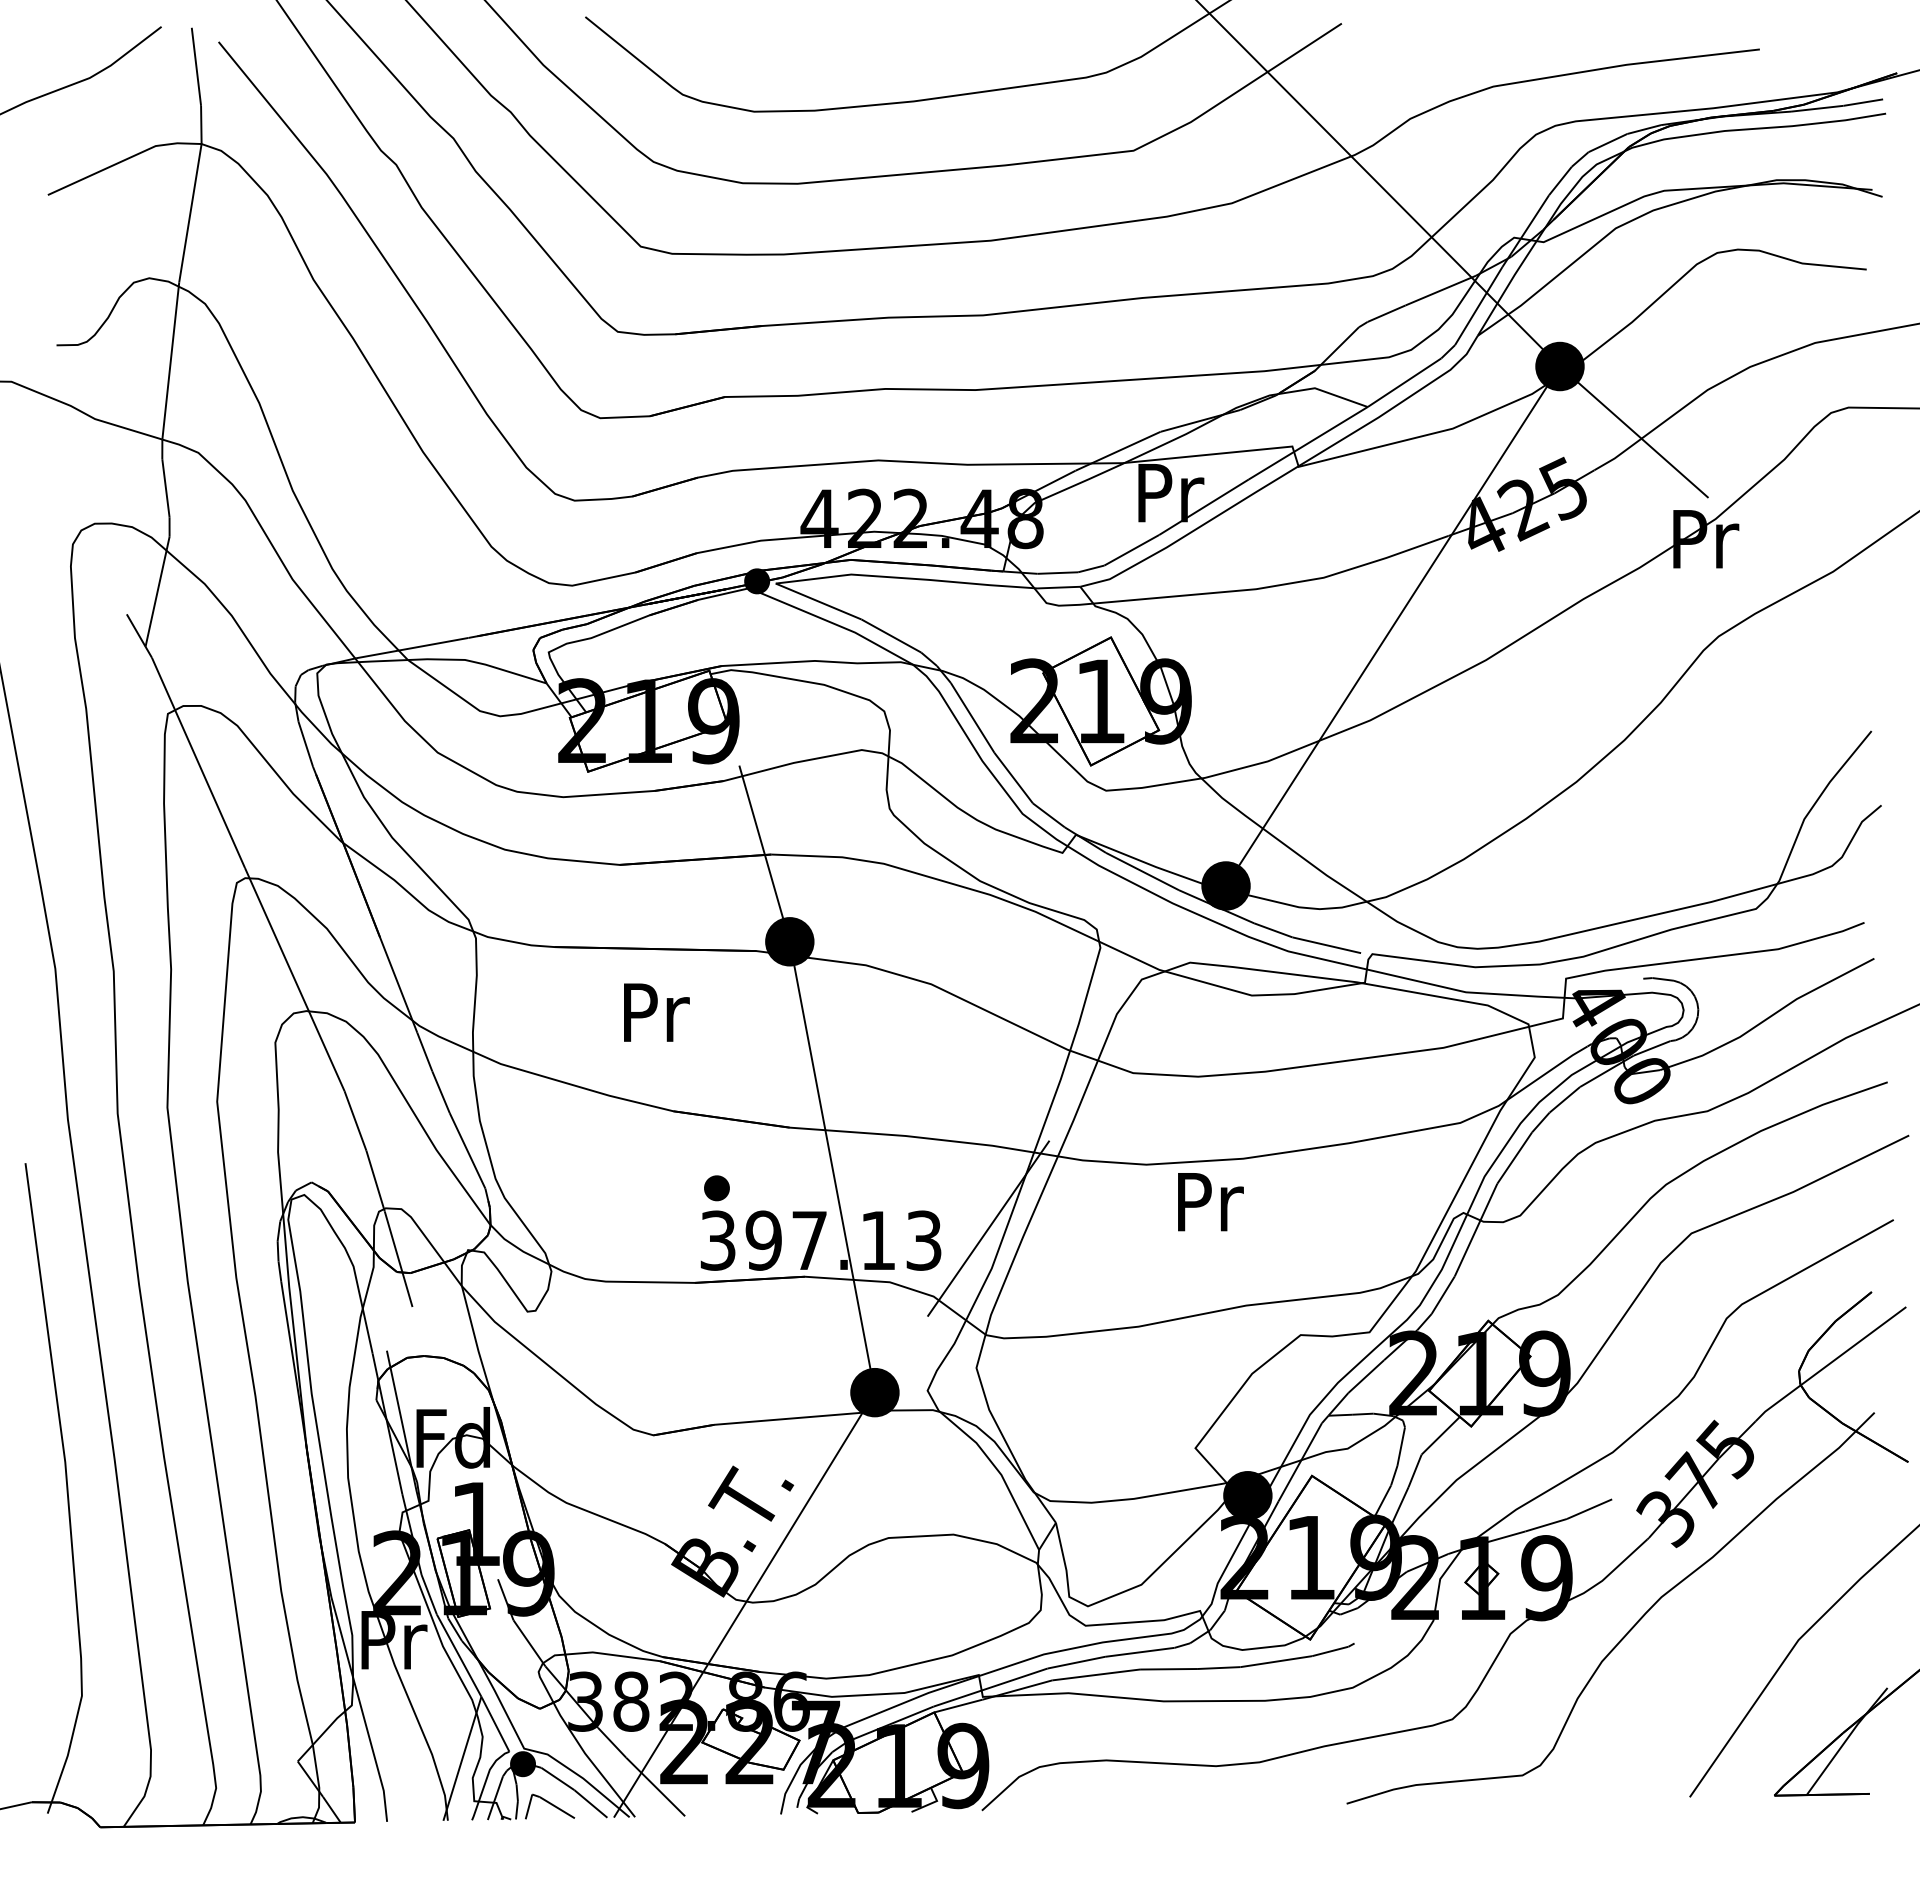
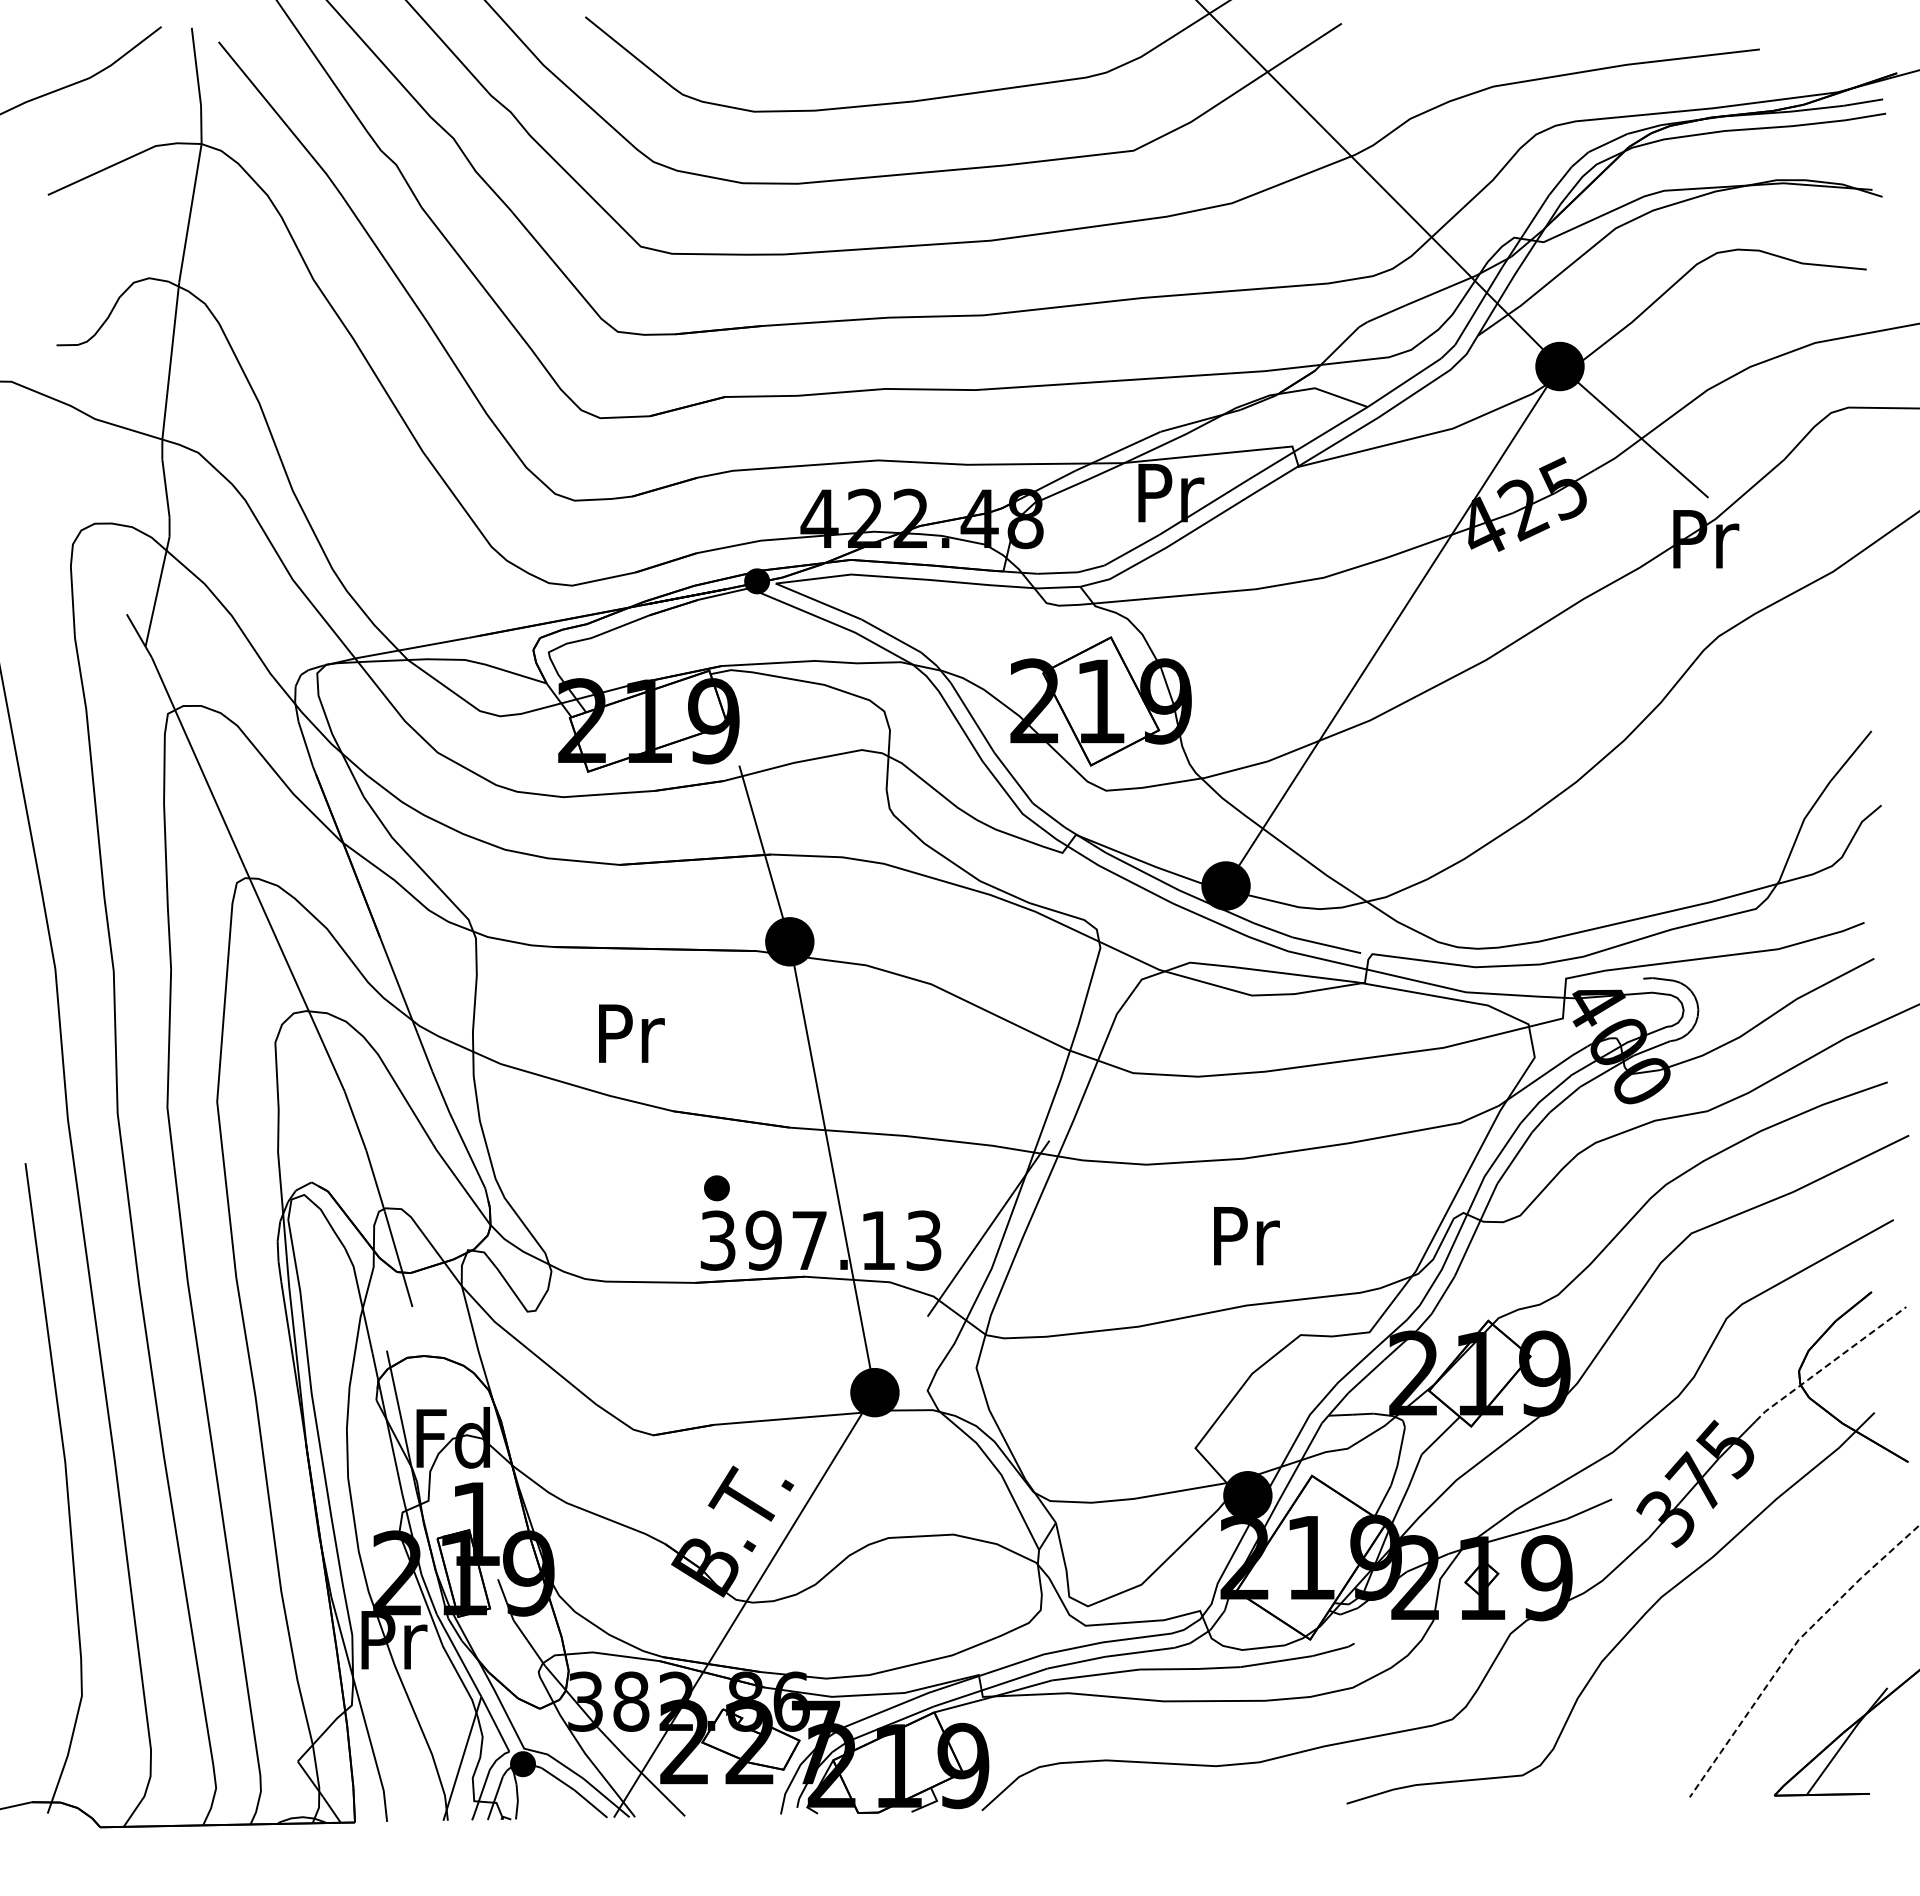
text position: (656, 1012) -> (631, 1033) (631, 1033)
text position: (1210, 1202) -> (1246, 1236) (1246, 1236)
line: solid -> dashed (1830, 1363)
line: solid -> dashed (1792, 1649)
line: present -> none (551, 1805)
